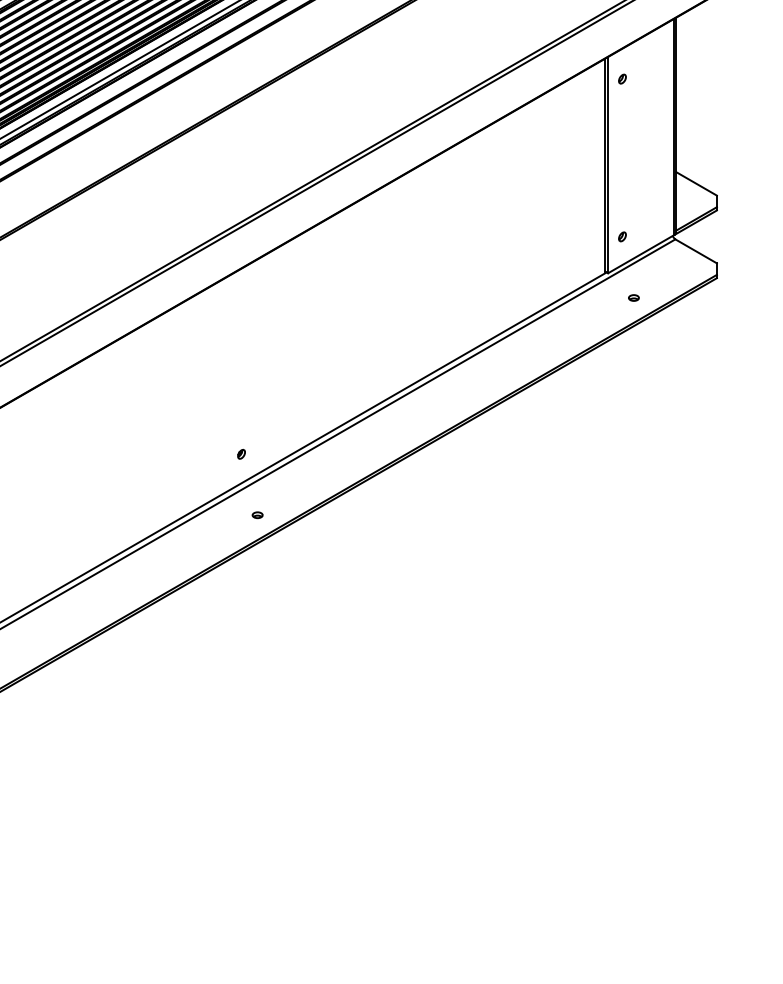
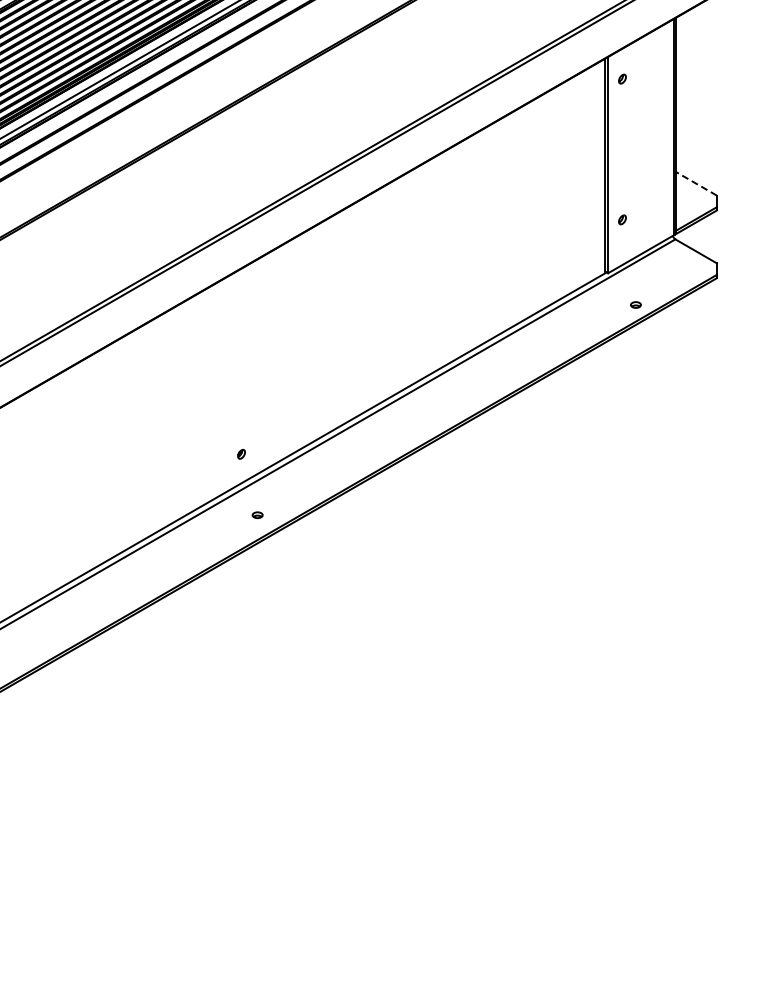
line: solid -> dashed (696, 183)
part position: (622, 236) -> (622, 219) (622, 219)
part position: (633, 297) -> (635, 304) (635, 304)
